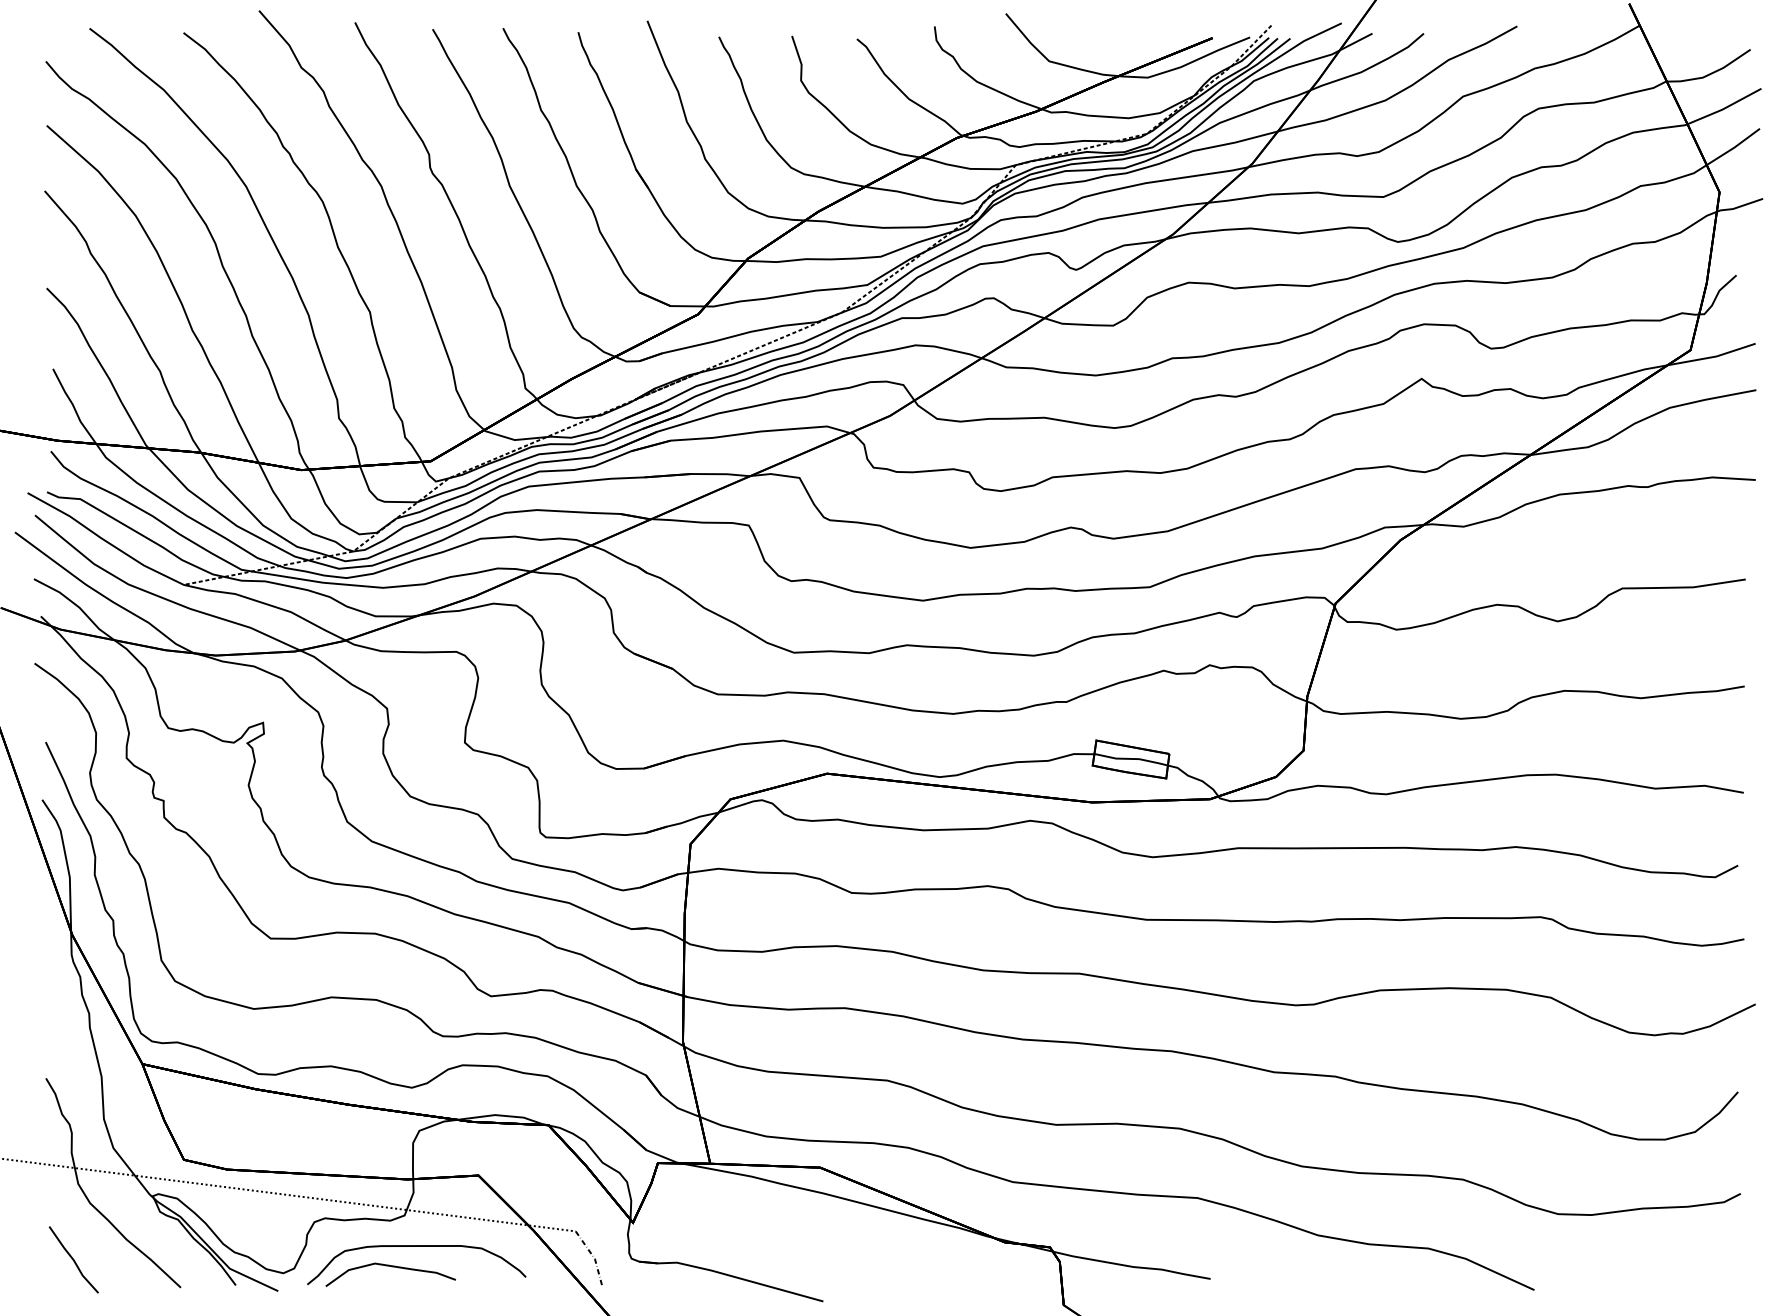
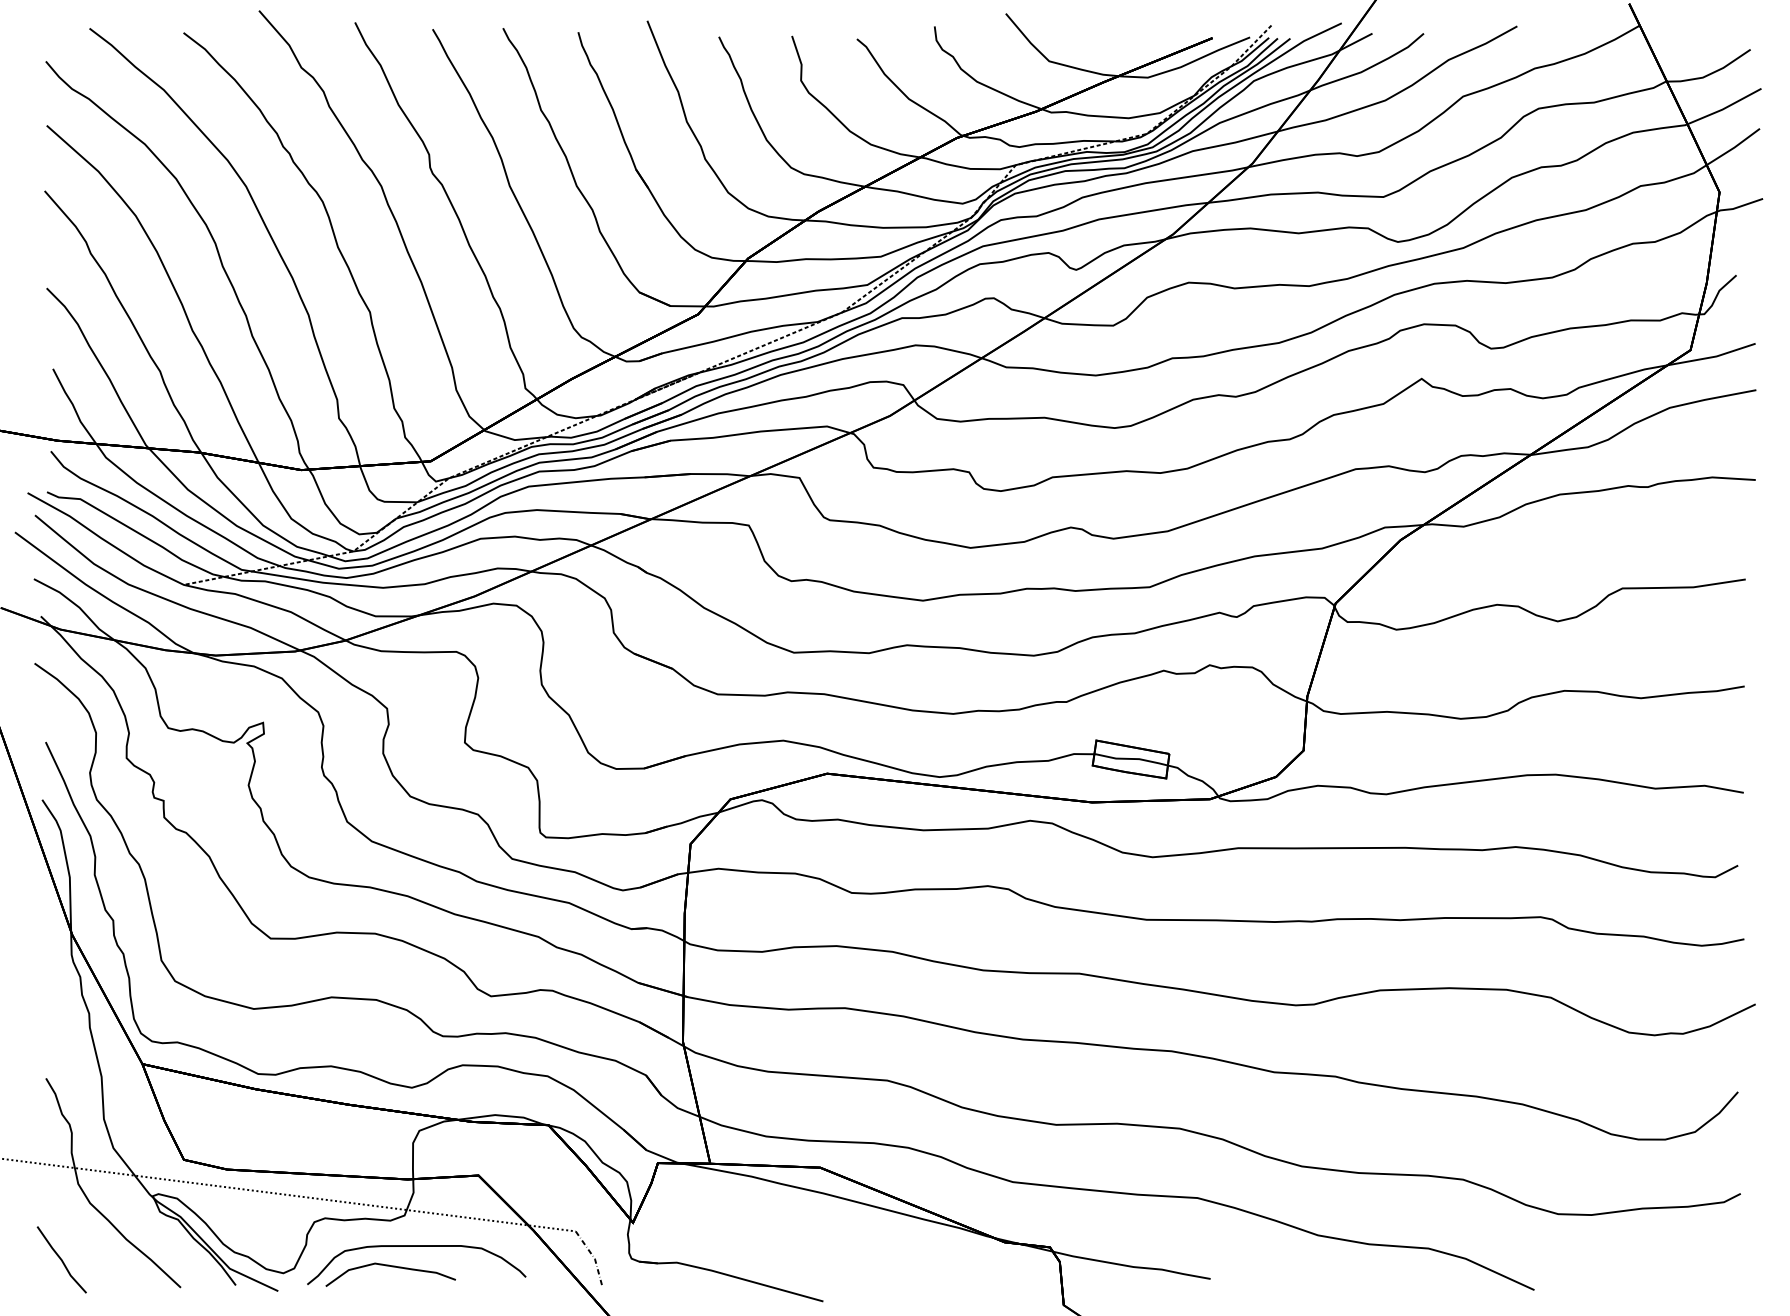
line position: (73, 1259) -> (61, 1259) (61, 1259)
